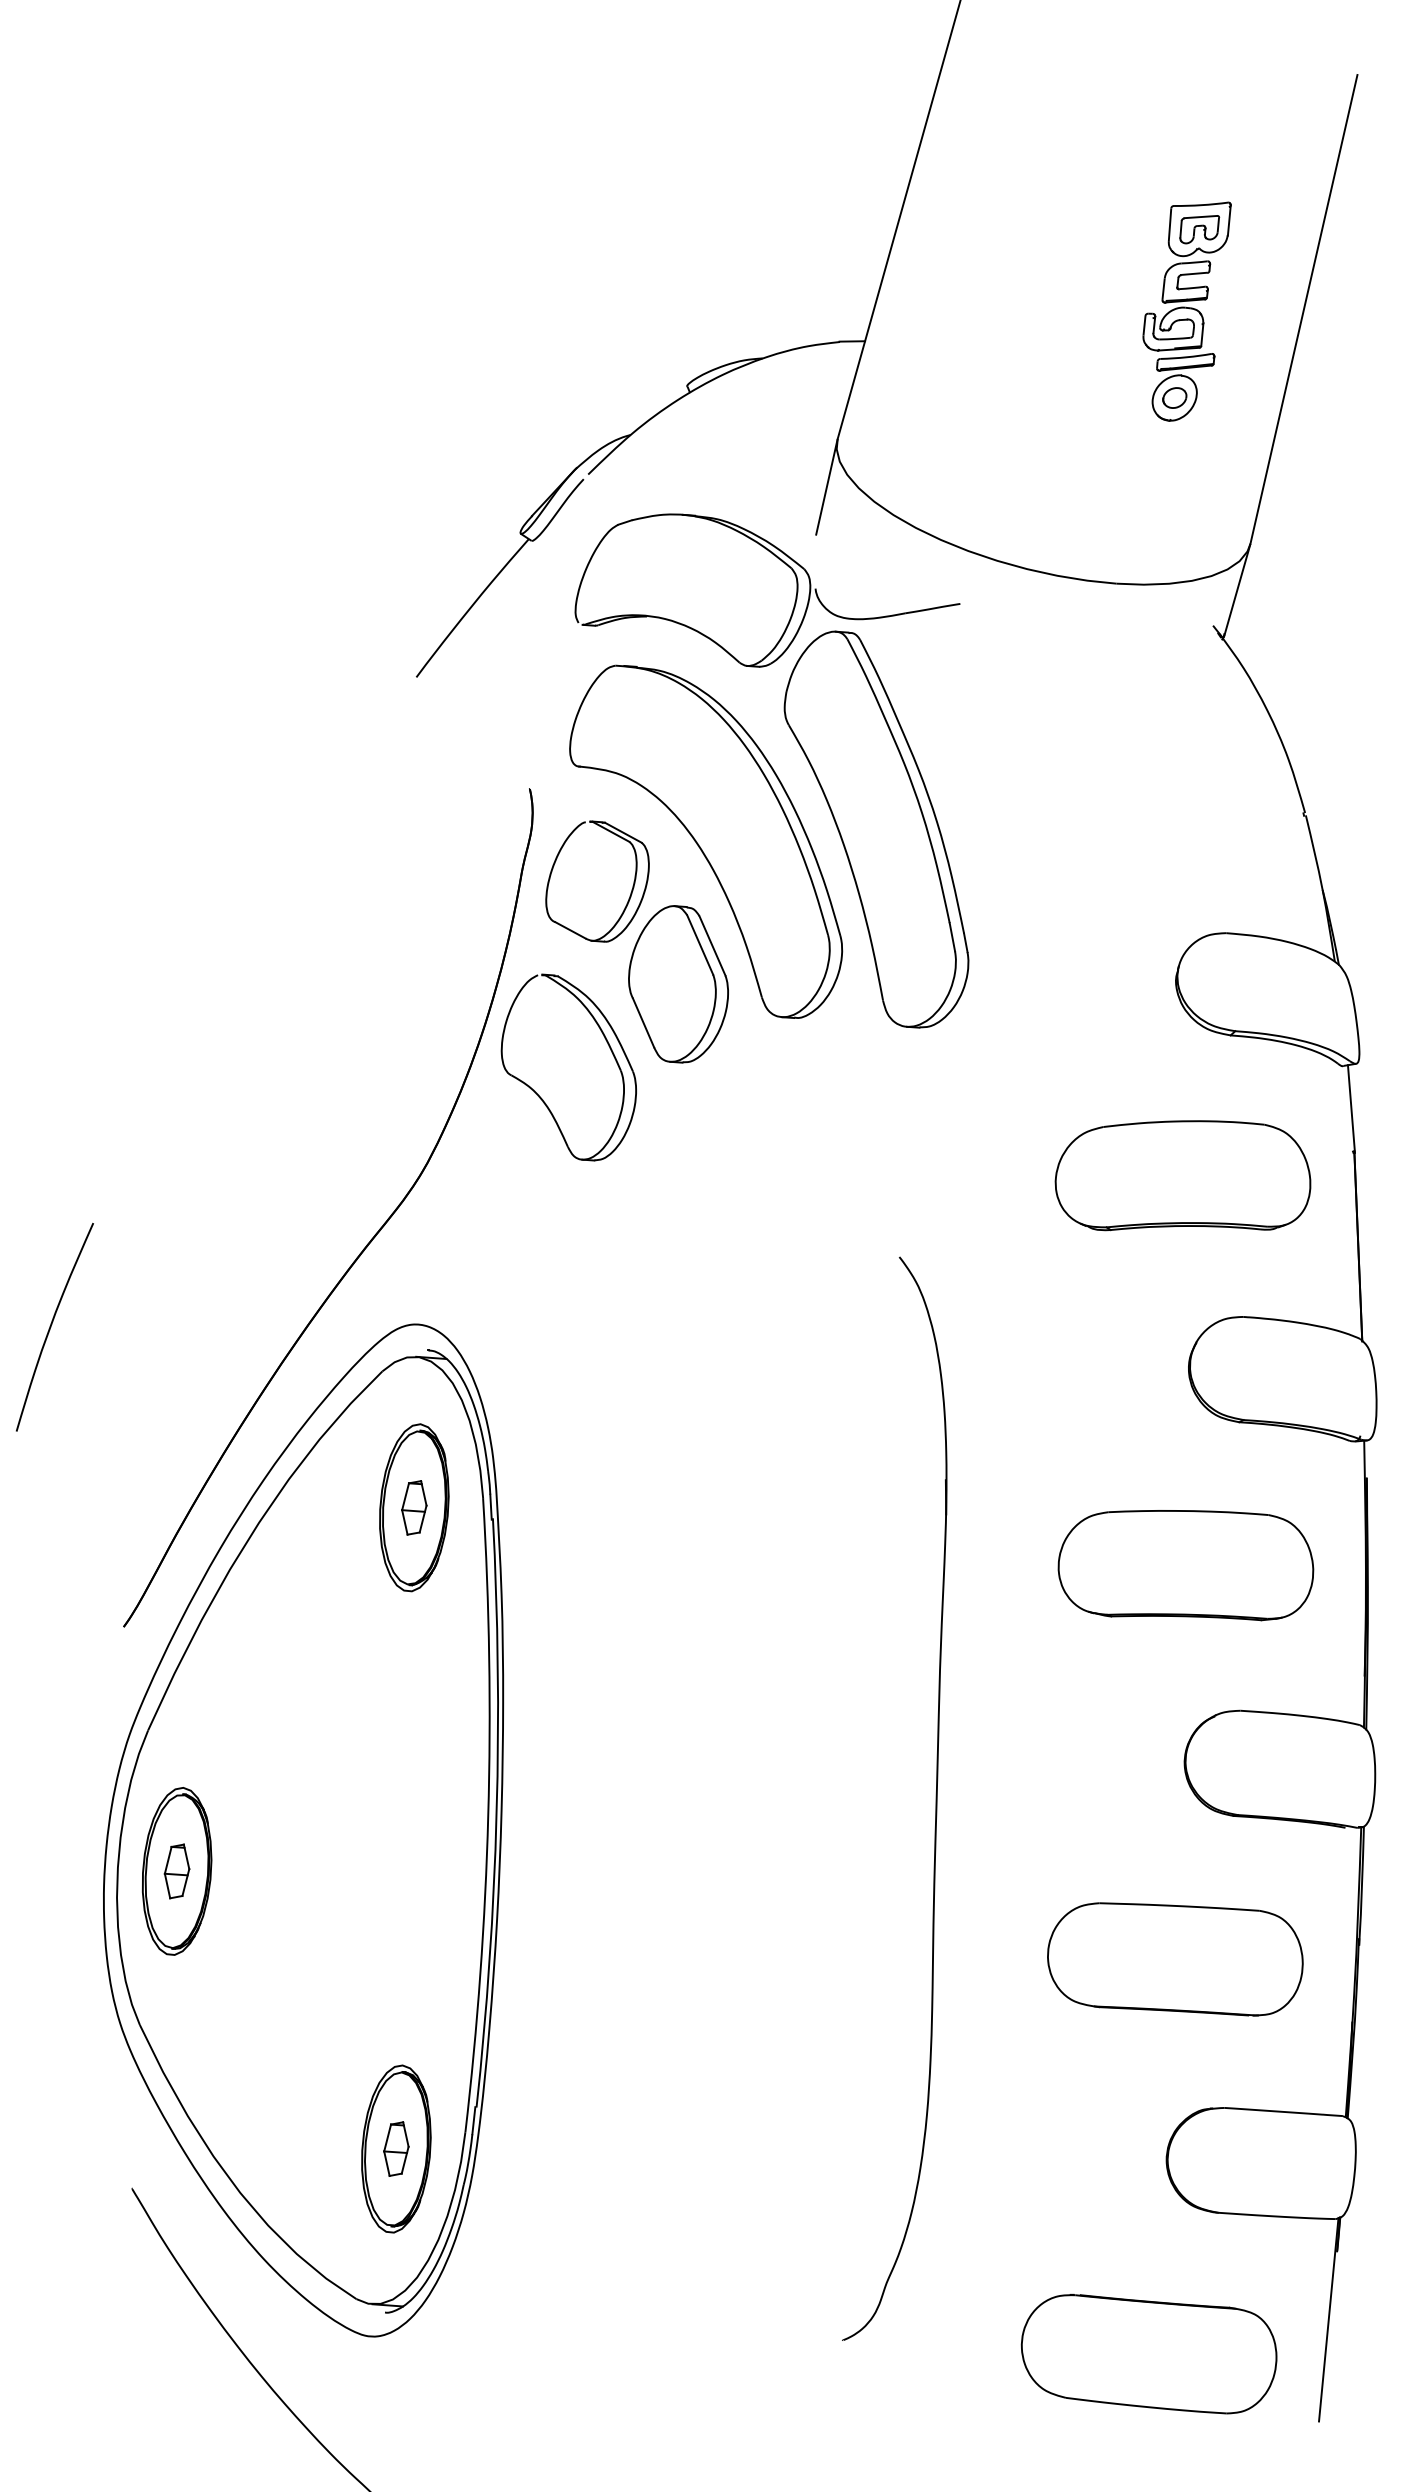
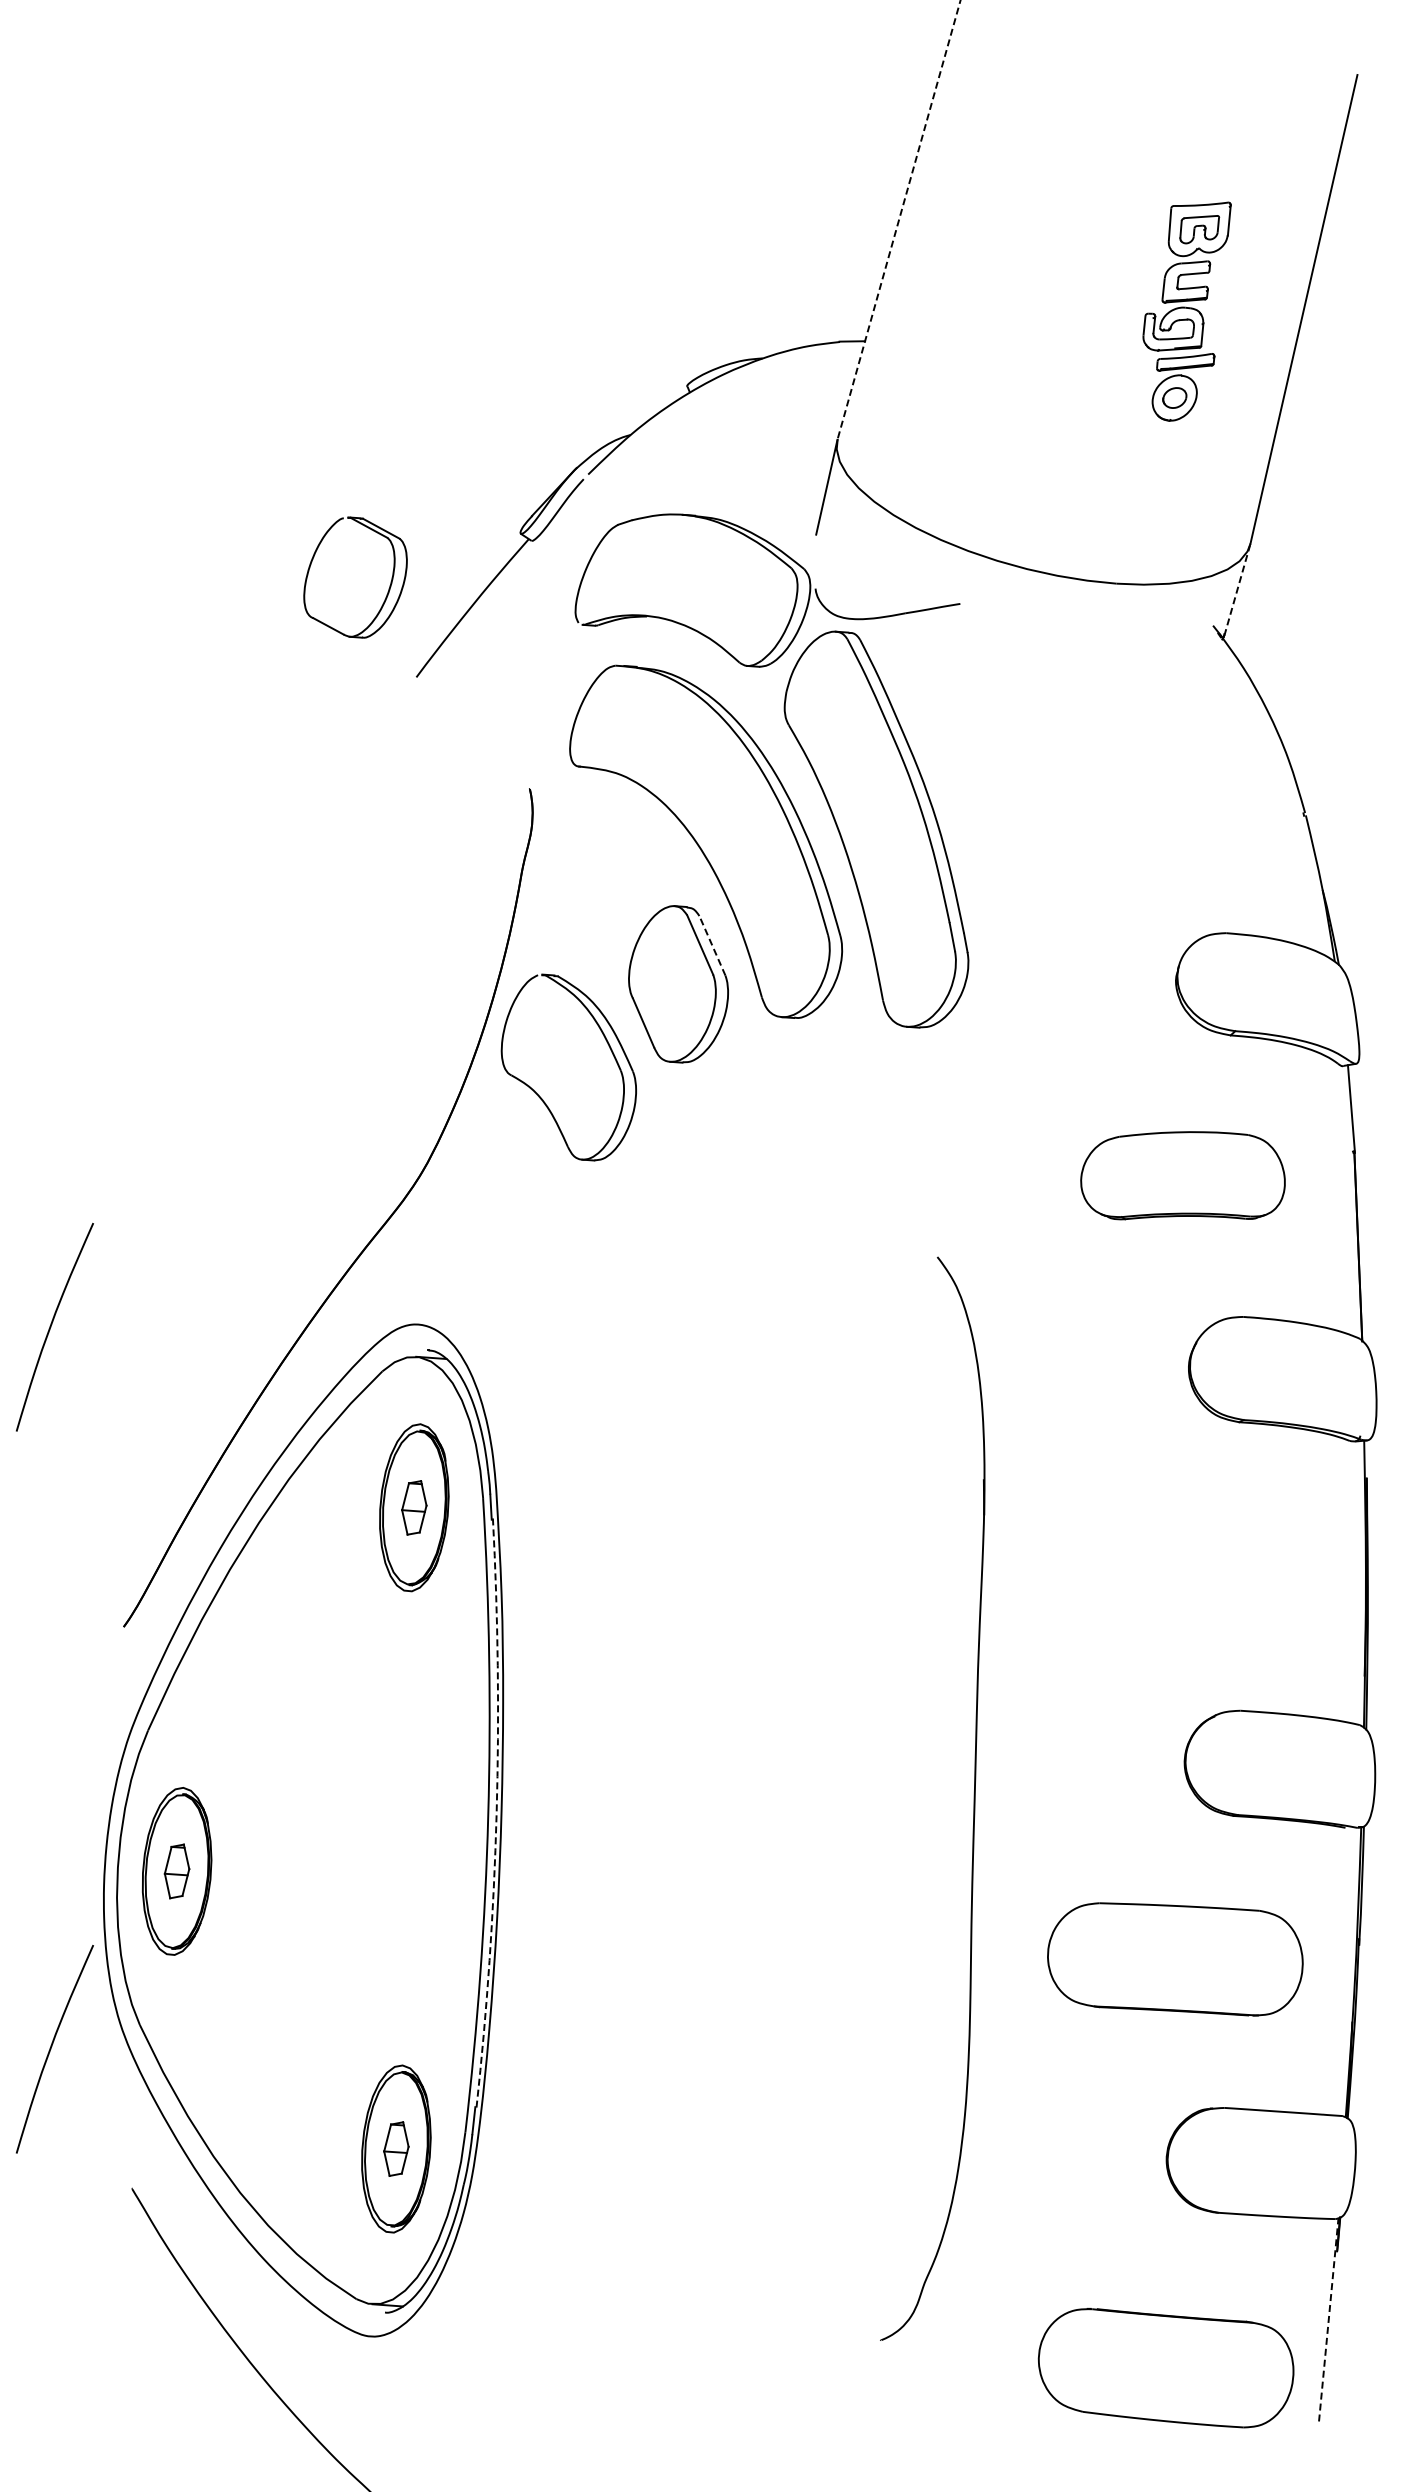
line: solid -> dashed (899, 219)
line: solid -> dashed (1237, 590)
part position: (630, 892) -> (388, 588) (388, 588)
line: solid -> dashed (712, 945)
part size: 258x112 px -> 206x90 px (1182, 1175)
part: present -> none (1185, 1565)
part position: (935, 1798) -> (973, 1798) (973, 1798)
arc: solid -> dashed (496, 1813)
curve: none -> present (51, 2049)
line: solid -> dashed (1328, 2319)
part position: (1148, 2354) -> (1165, 2368) (1165, 2368)
